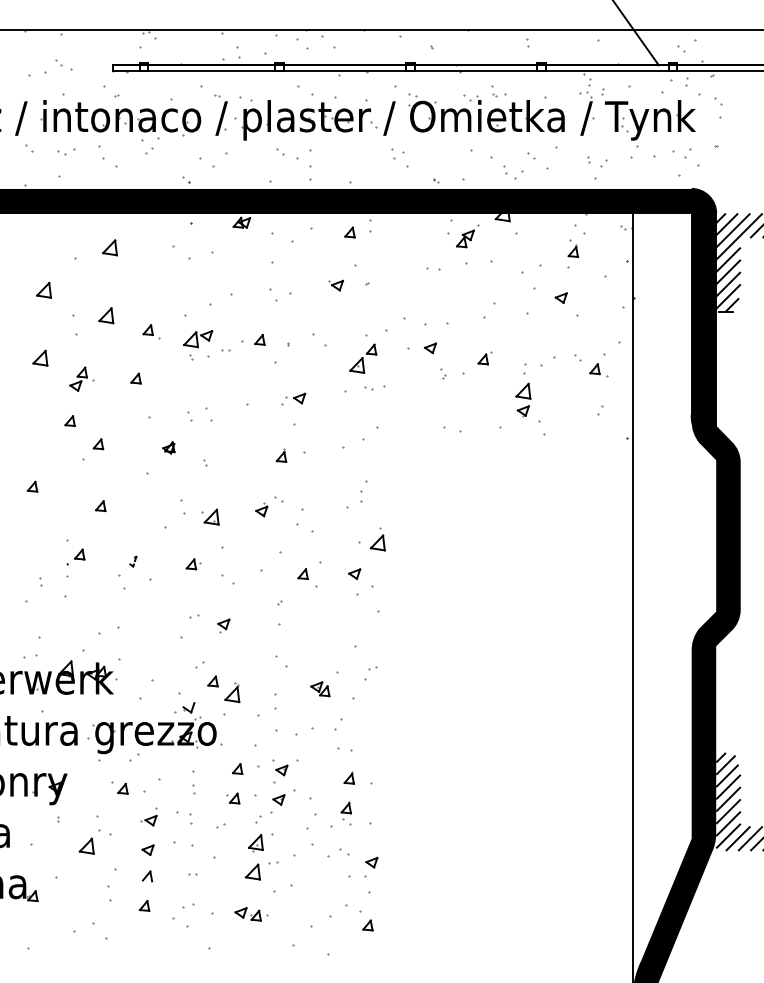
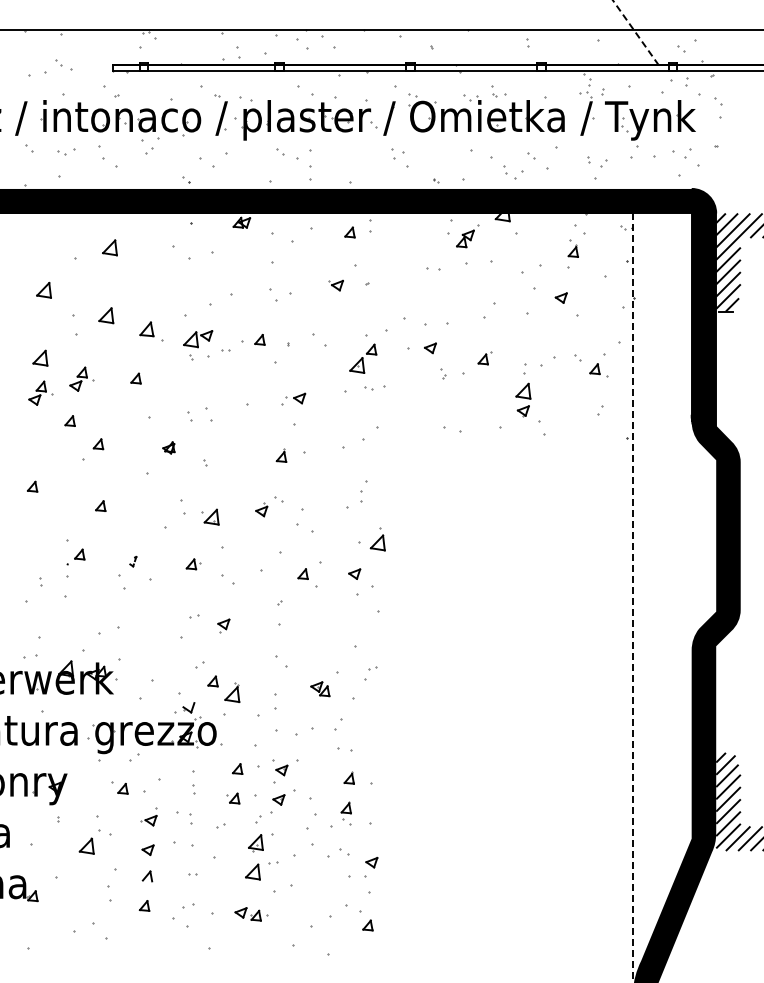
line: solid -> dashed (635, 32)
part size: 19x16 px -> 25x21 px (151, 331)
part: none -> present (40, 392)
line: solid -> dashed (632, 598)
